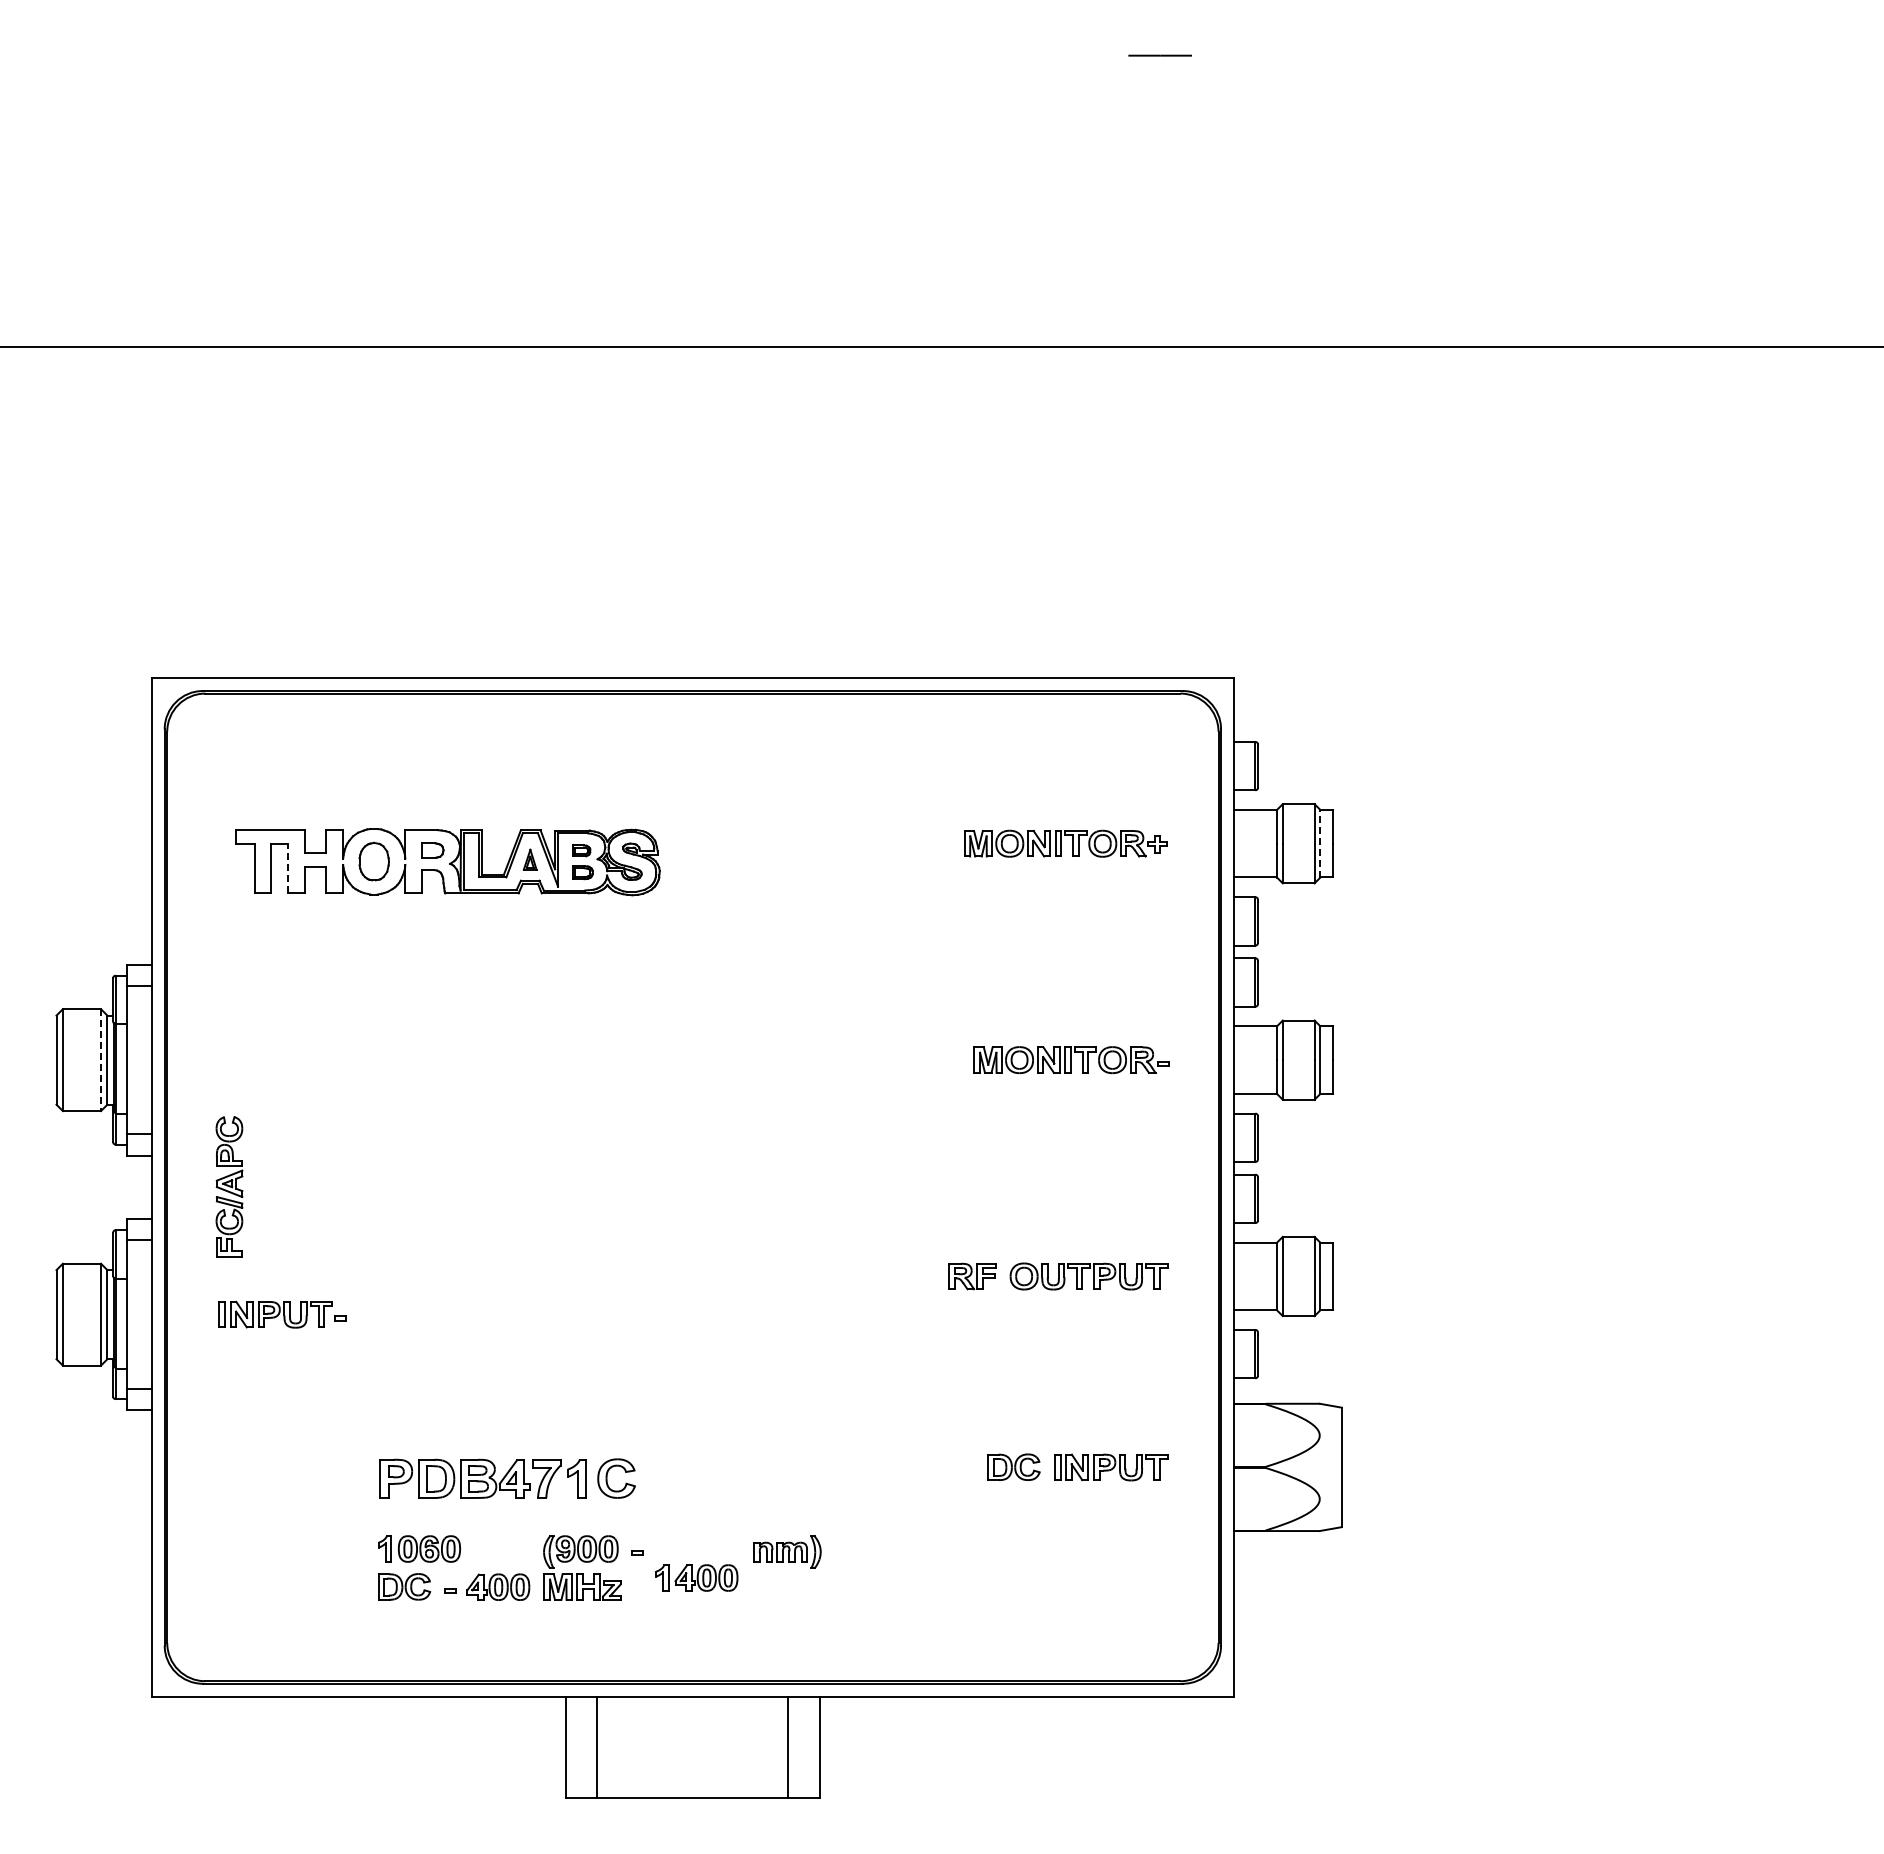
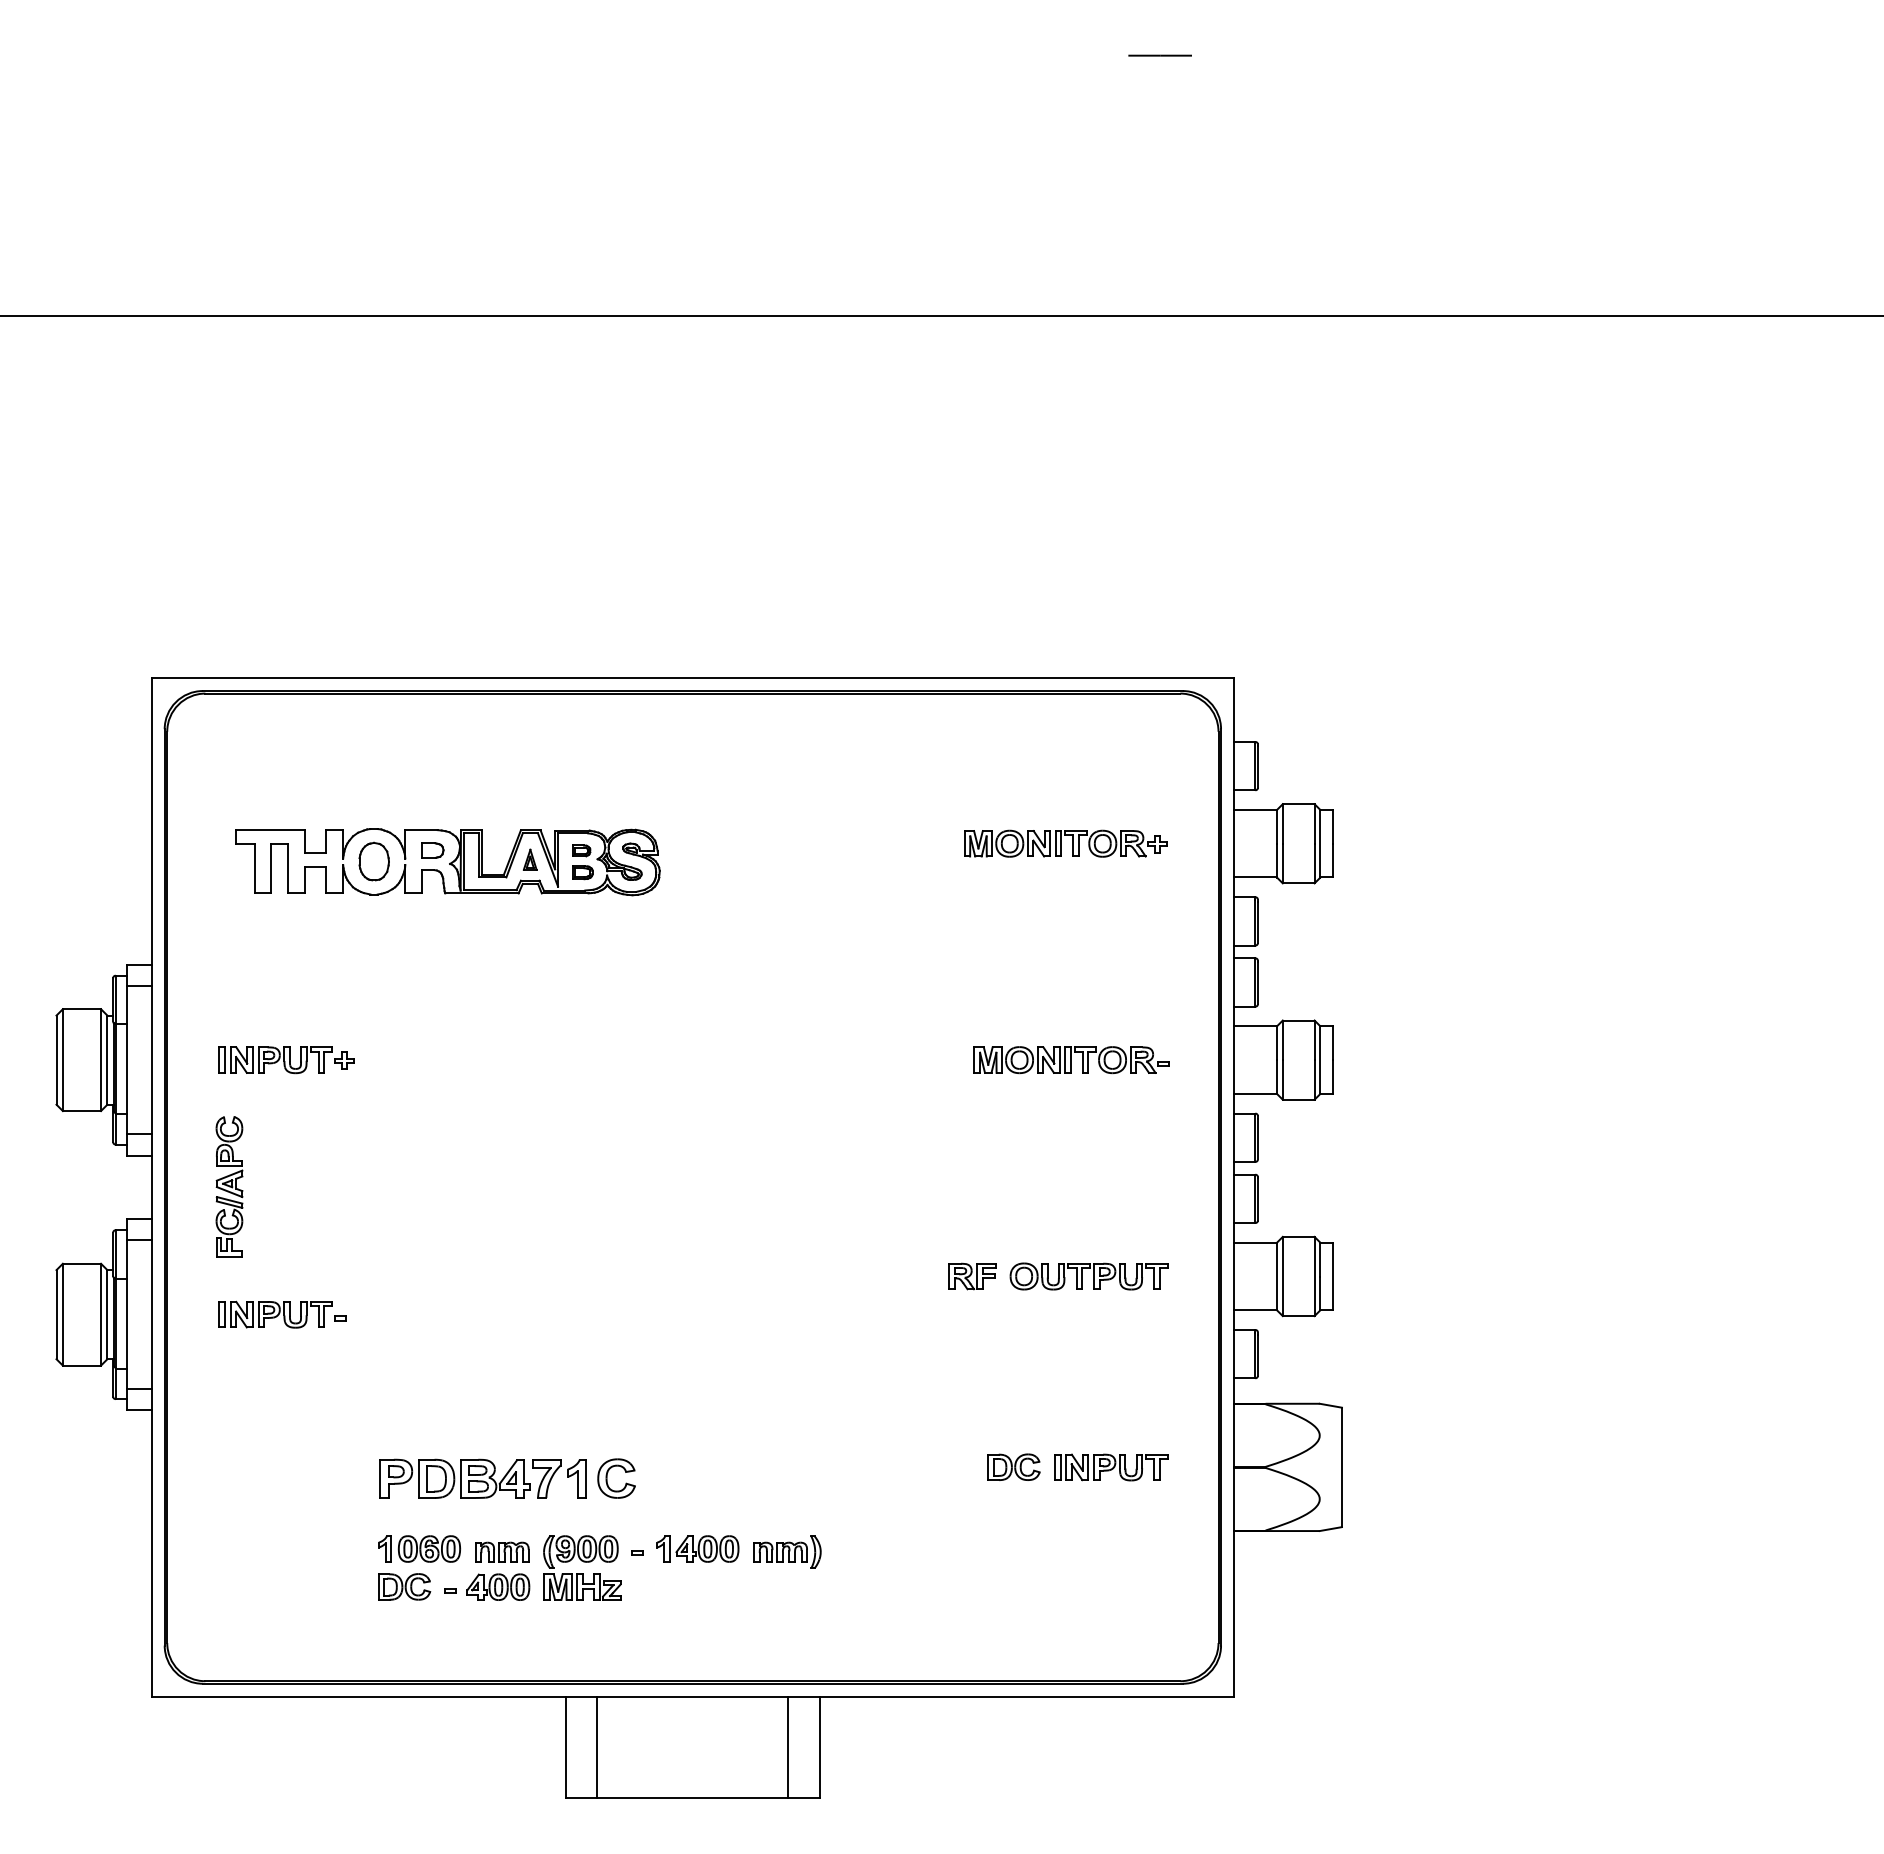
line position: (941, 346) -> (941, 315) (941, 315)
line: dashed -> solid (1320, 843)
line: dashed -> solid (288, 868)
line: dashed -> solid (101, 1060)
part: none -> present (286, 1060)
part: none -> present (502, 1551)
part position: (696, 1577) -> (697, 1548) (697, 1548)
